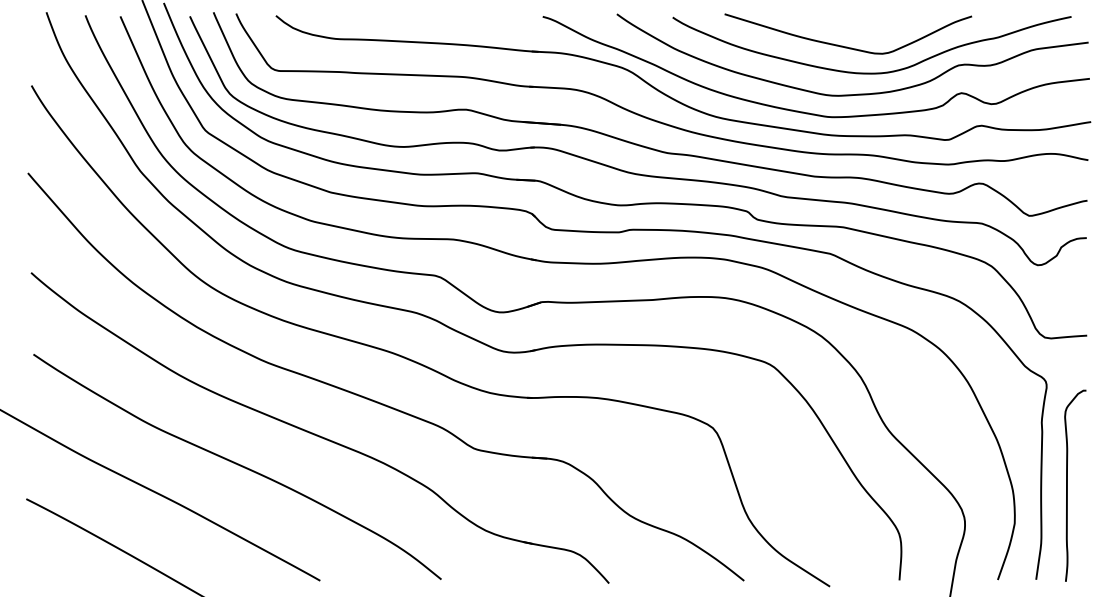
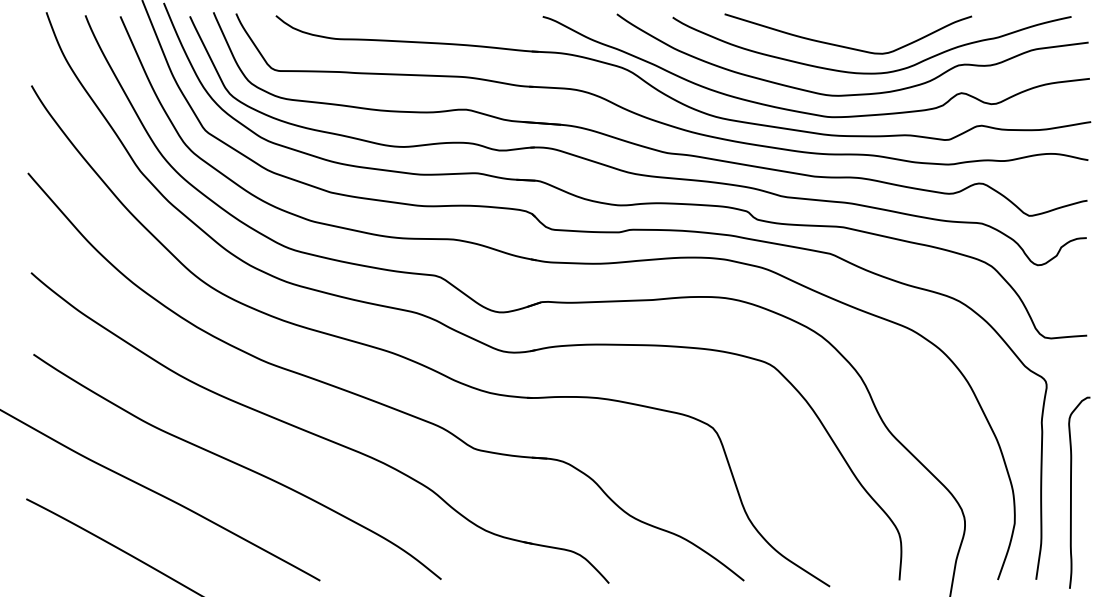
curve position: (1067, 485) -> (1071, 492) (1071, 492)
